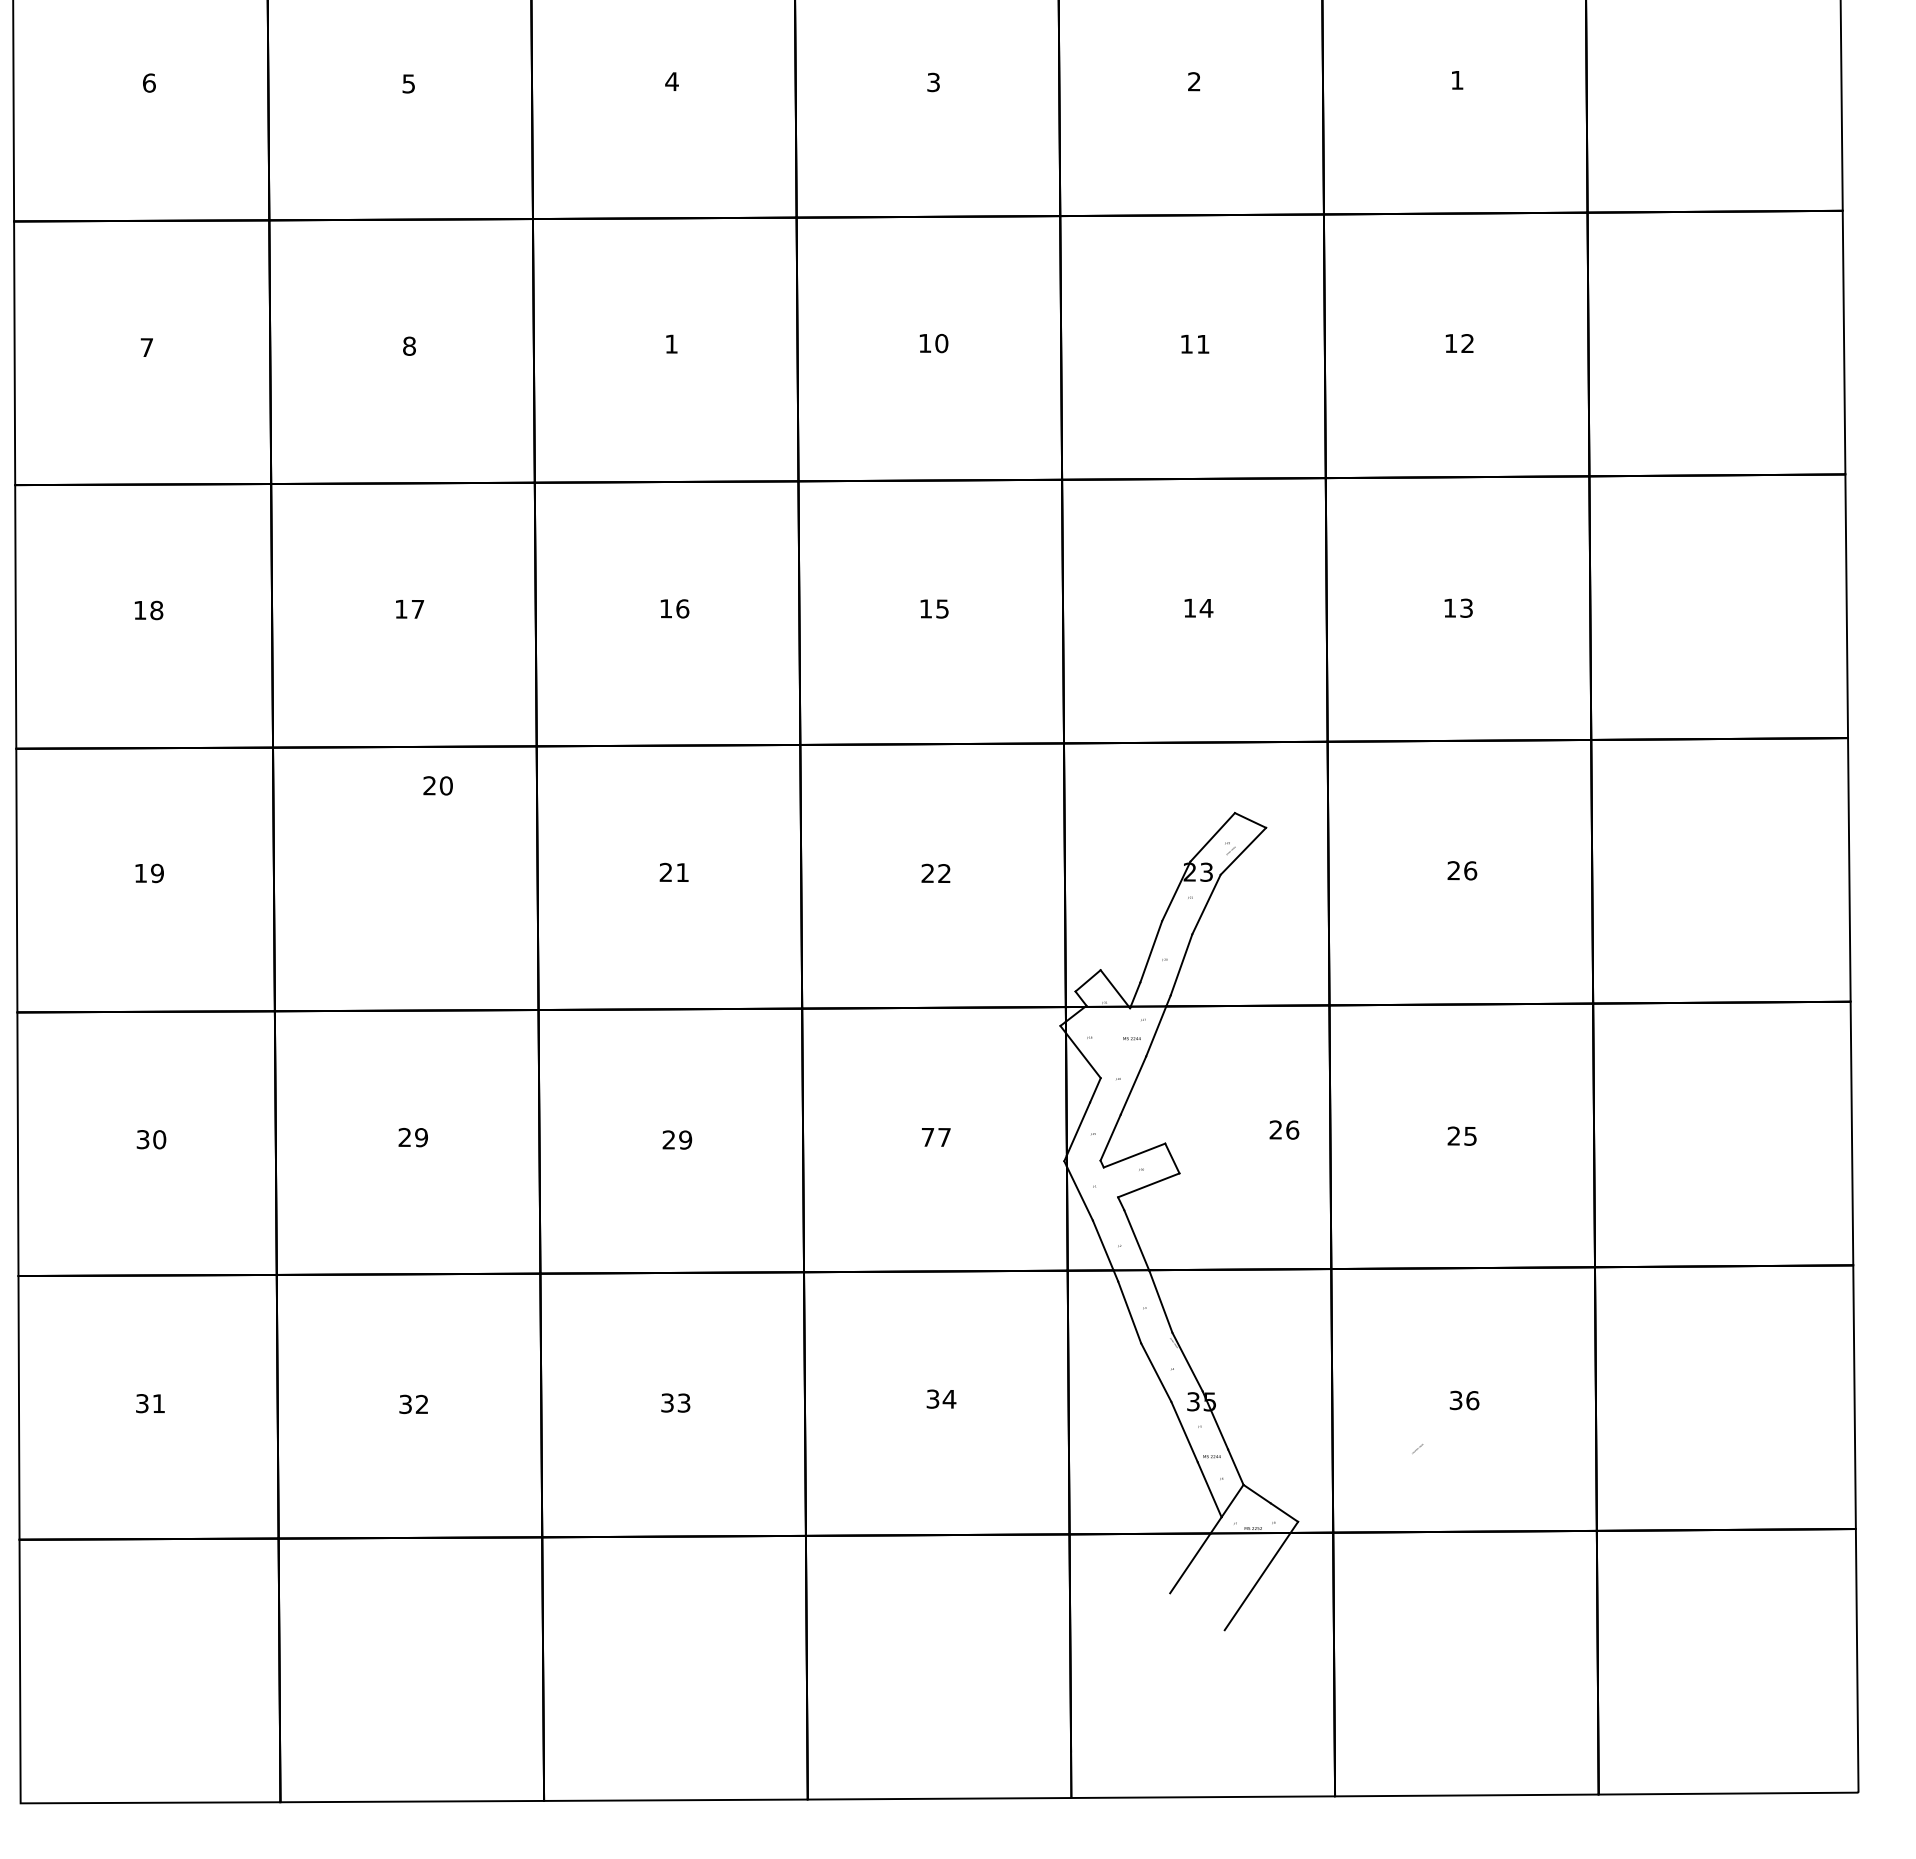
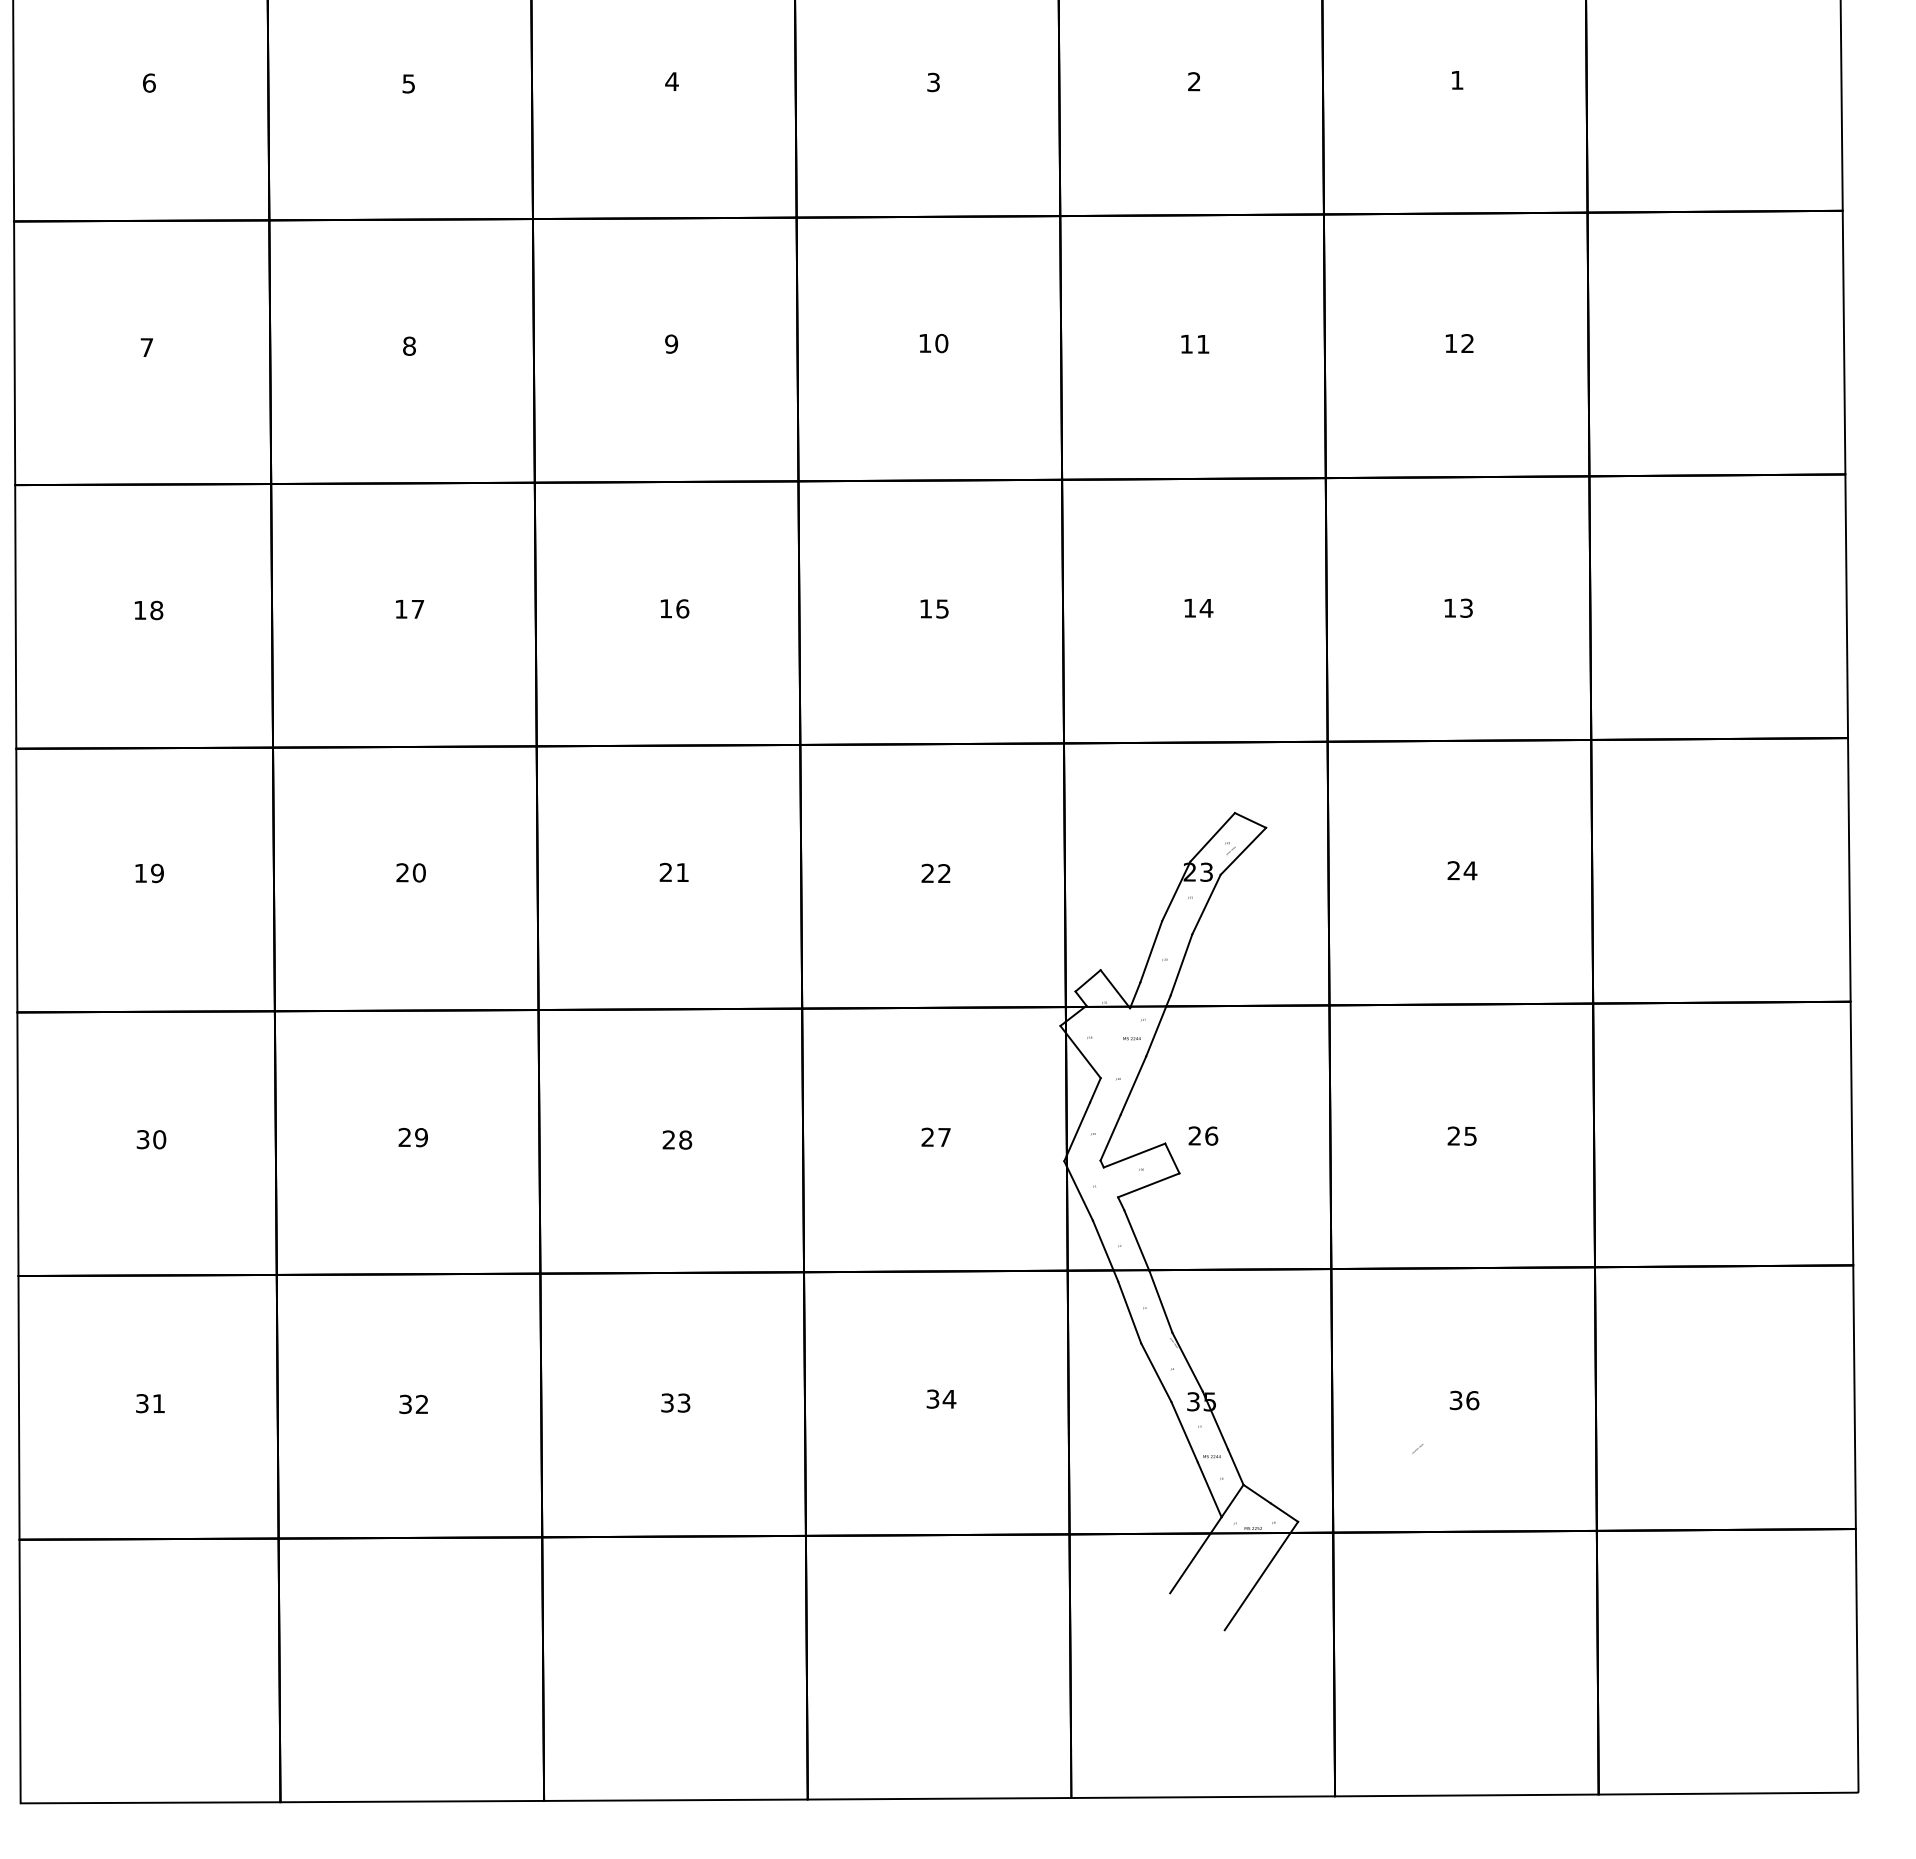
text: 1 -> 9 (671, 343)
text position: (437, 785) -> (410, 872) (410, 872)
text: 26 -> 24 (1470, 870)
text position: (1284, 1129) -> (1203, 1135) (1203, 1135)
text: 77 -> 27 (927, 1136)
text: 29 -> 28 (685, 1139)
